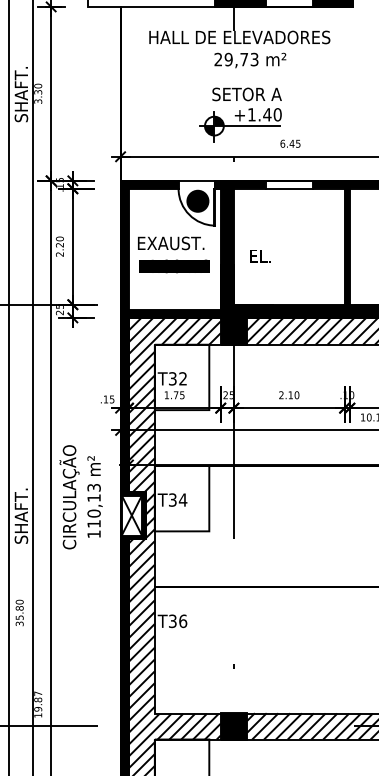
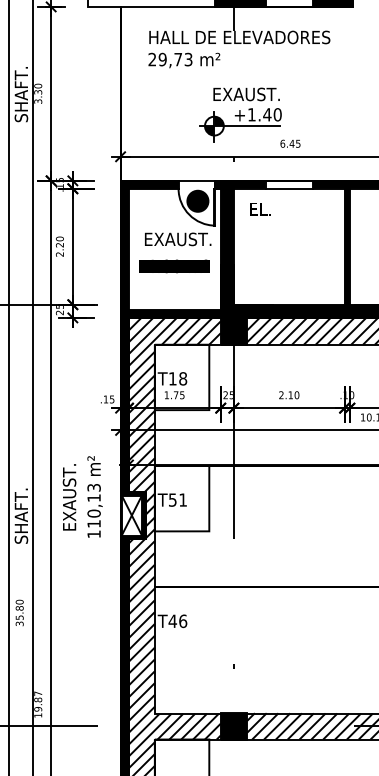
text position: (250, 60) -> (184, 60) (184, 60)
text: SETOR A -> EXAUST. (246, 94)
text position: (171, 243) -> (178, 239) (178, 239)
text position: (260, 256) -> (260, 209) (260, 209)
text: T32 -> T18 (178, 378)
text: CIRCULAÇÃO -> EXAUST. (69, 497)
text: T34 -> T51 (178, 499)
text: T36 -> T46 (172, 621)
